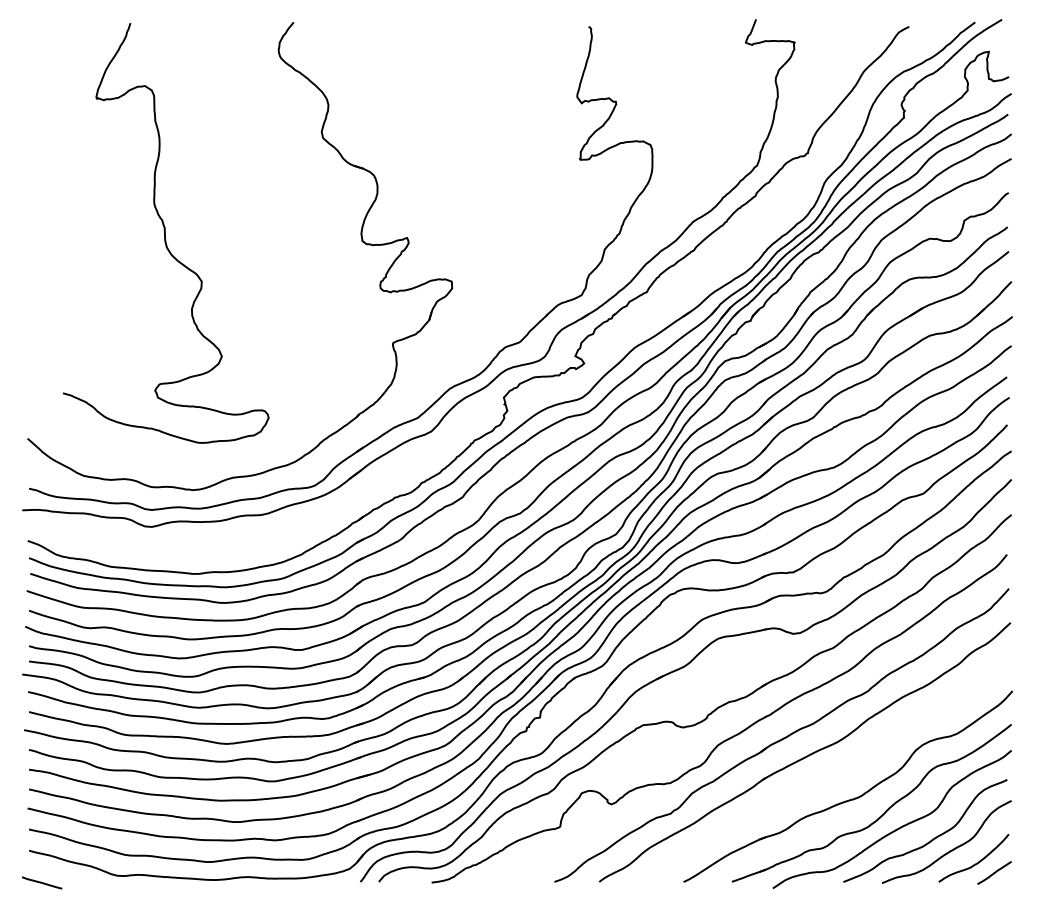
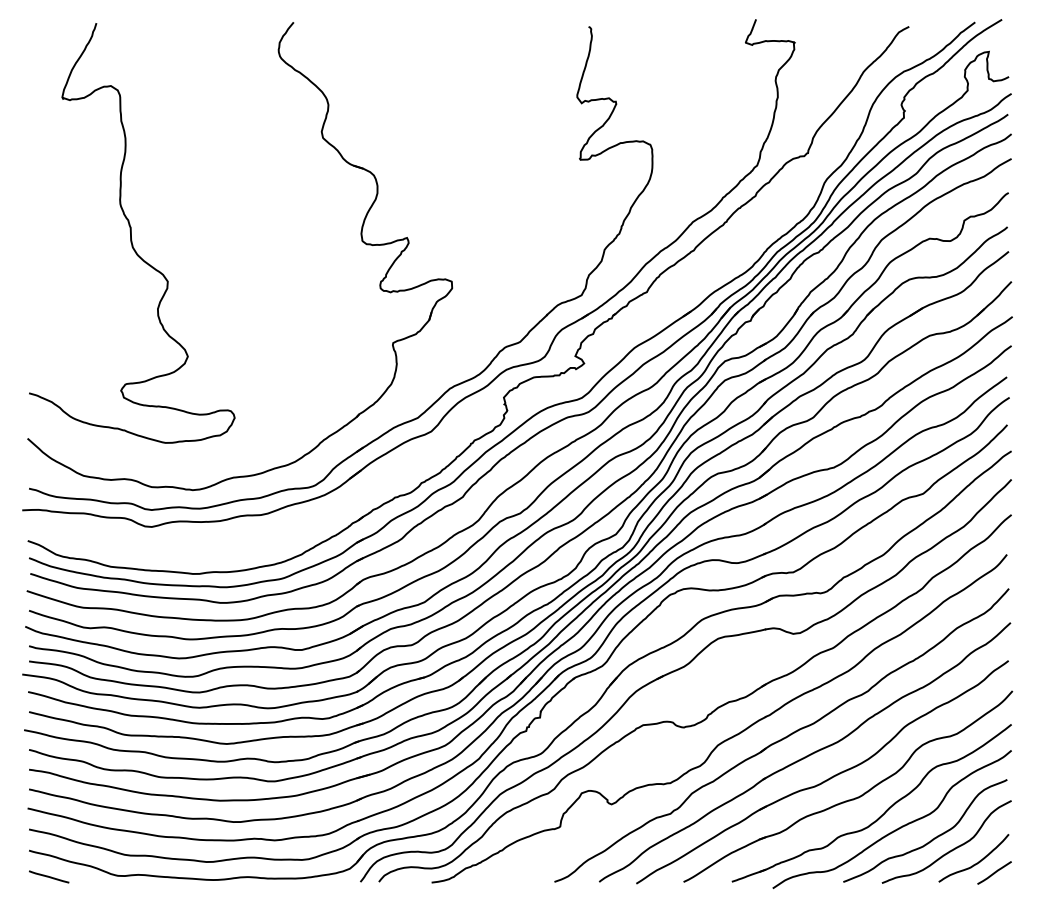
curve position: (165, 233) -> (131, 233) (131, 233)
part: none -> present (826, 779)
line position: (42, 882) -> (49, 876) (49, 876)
